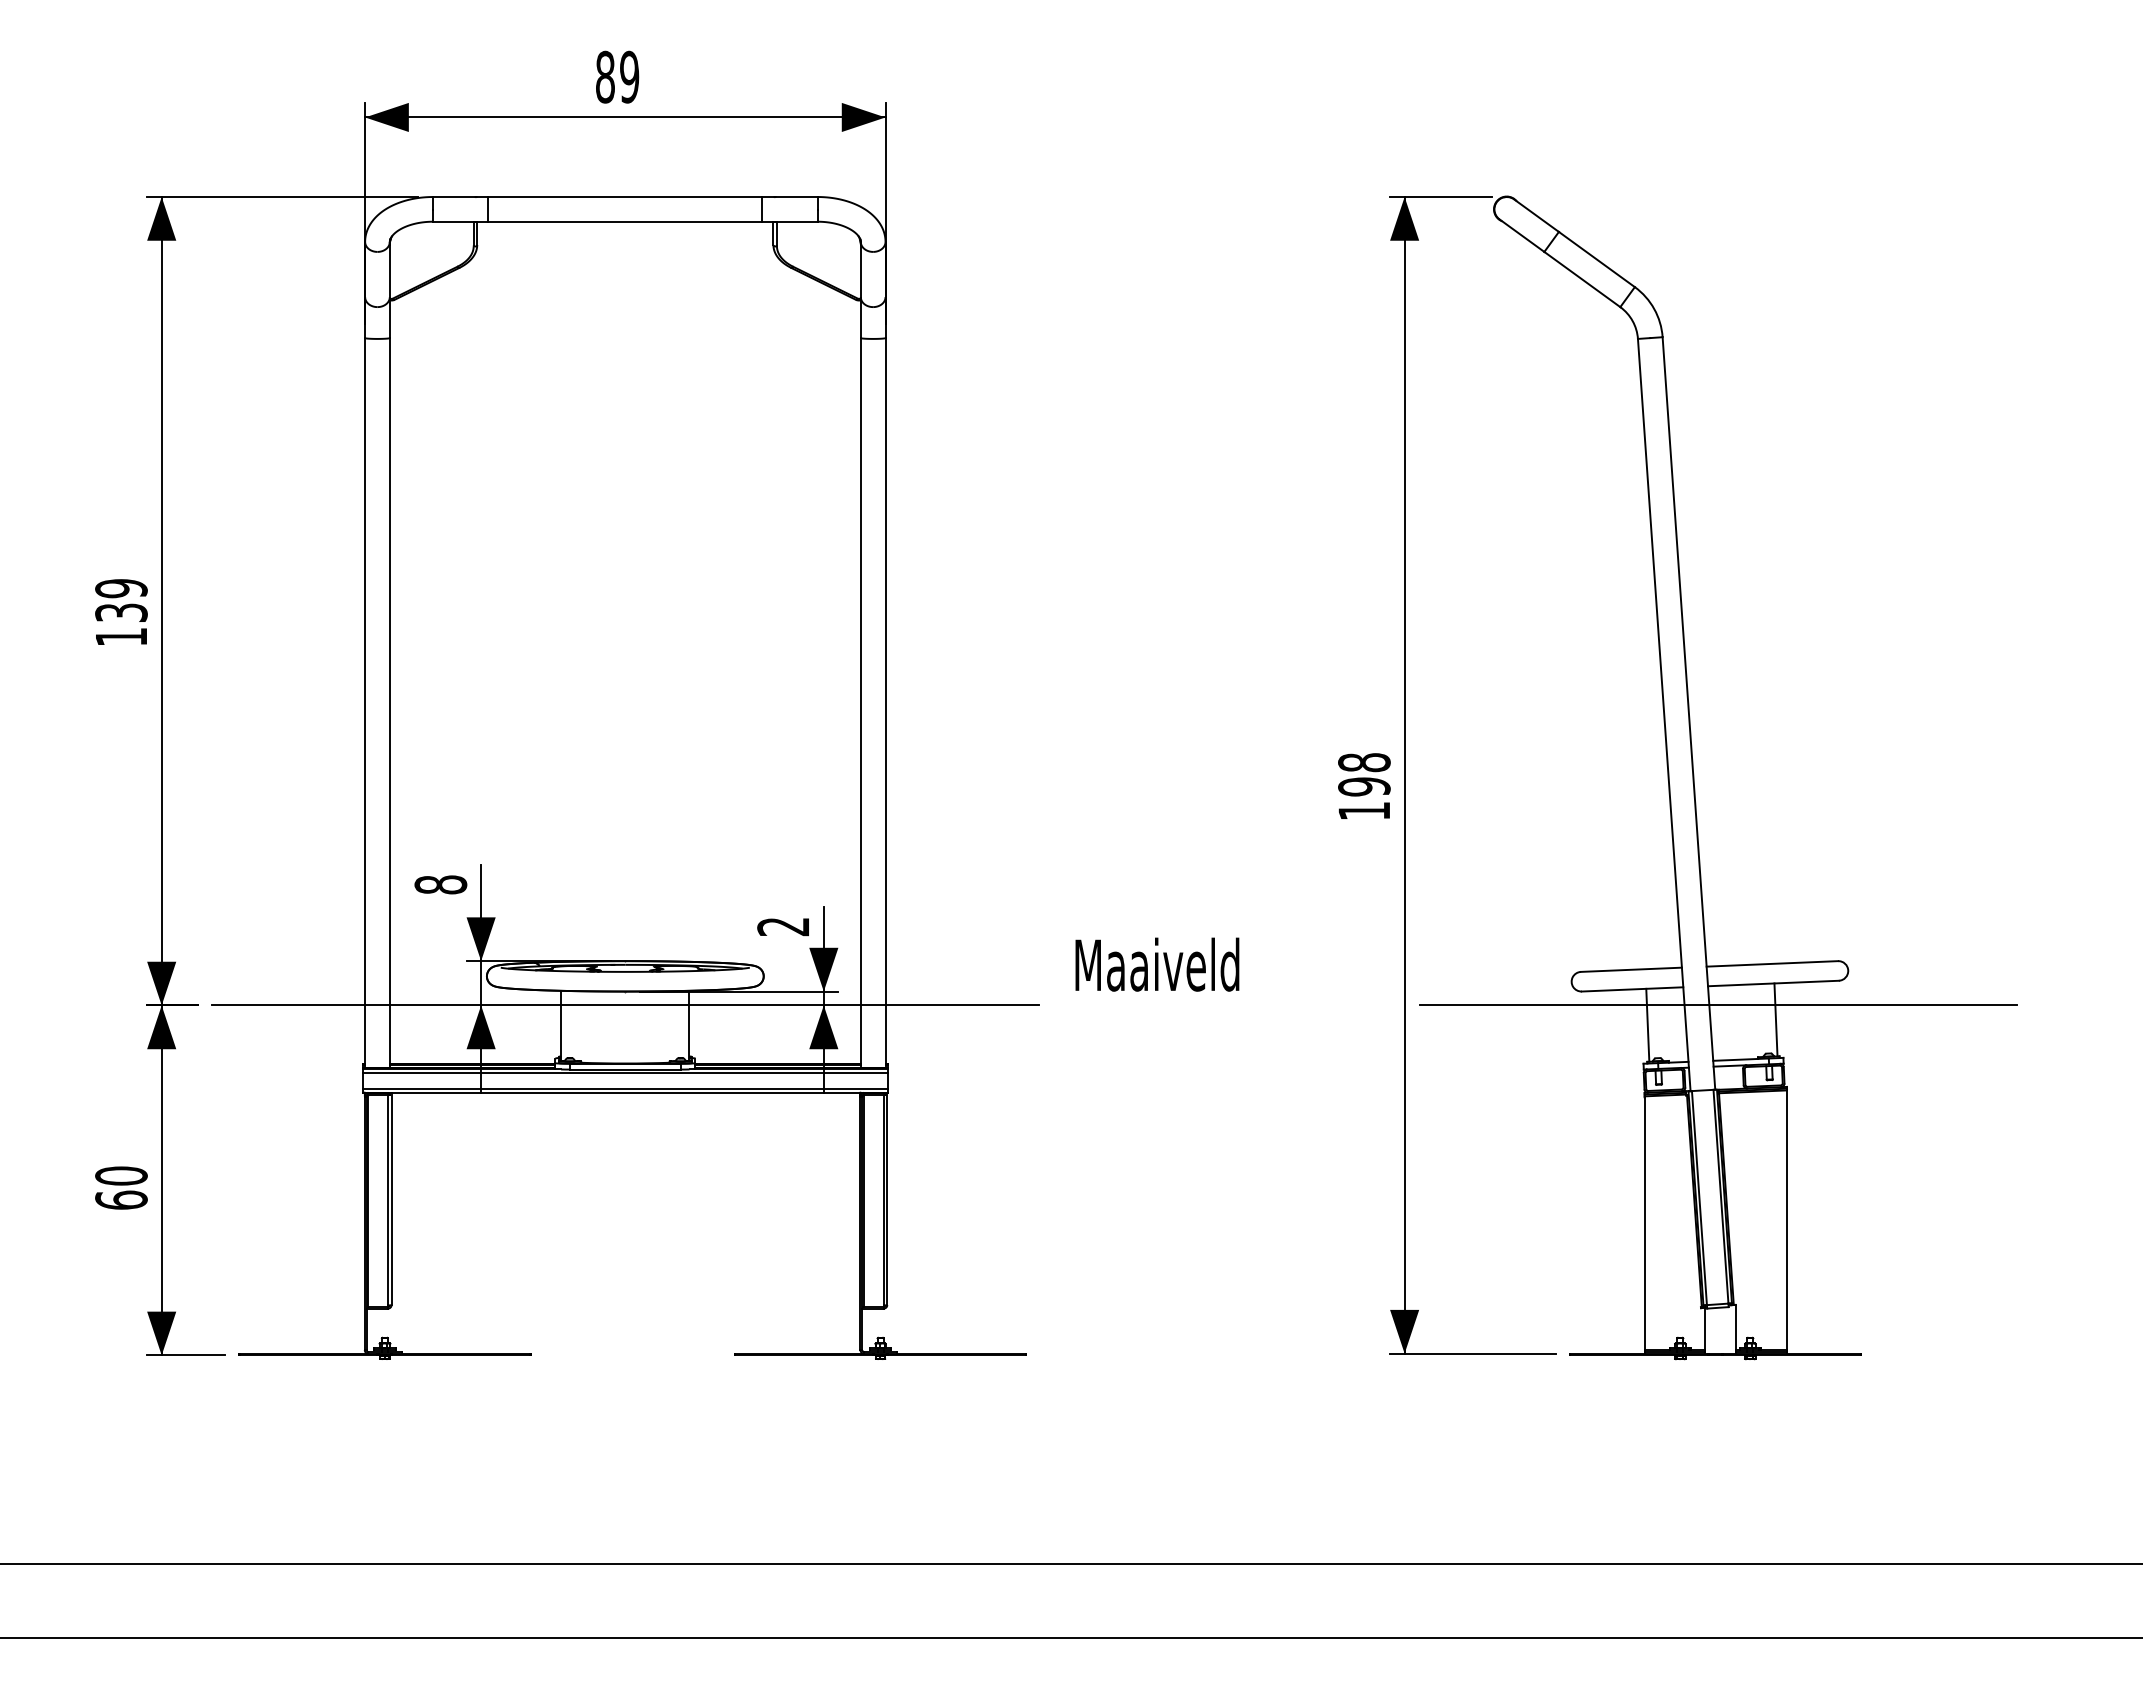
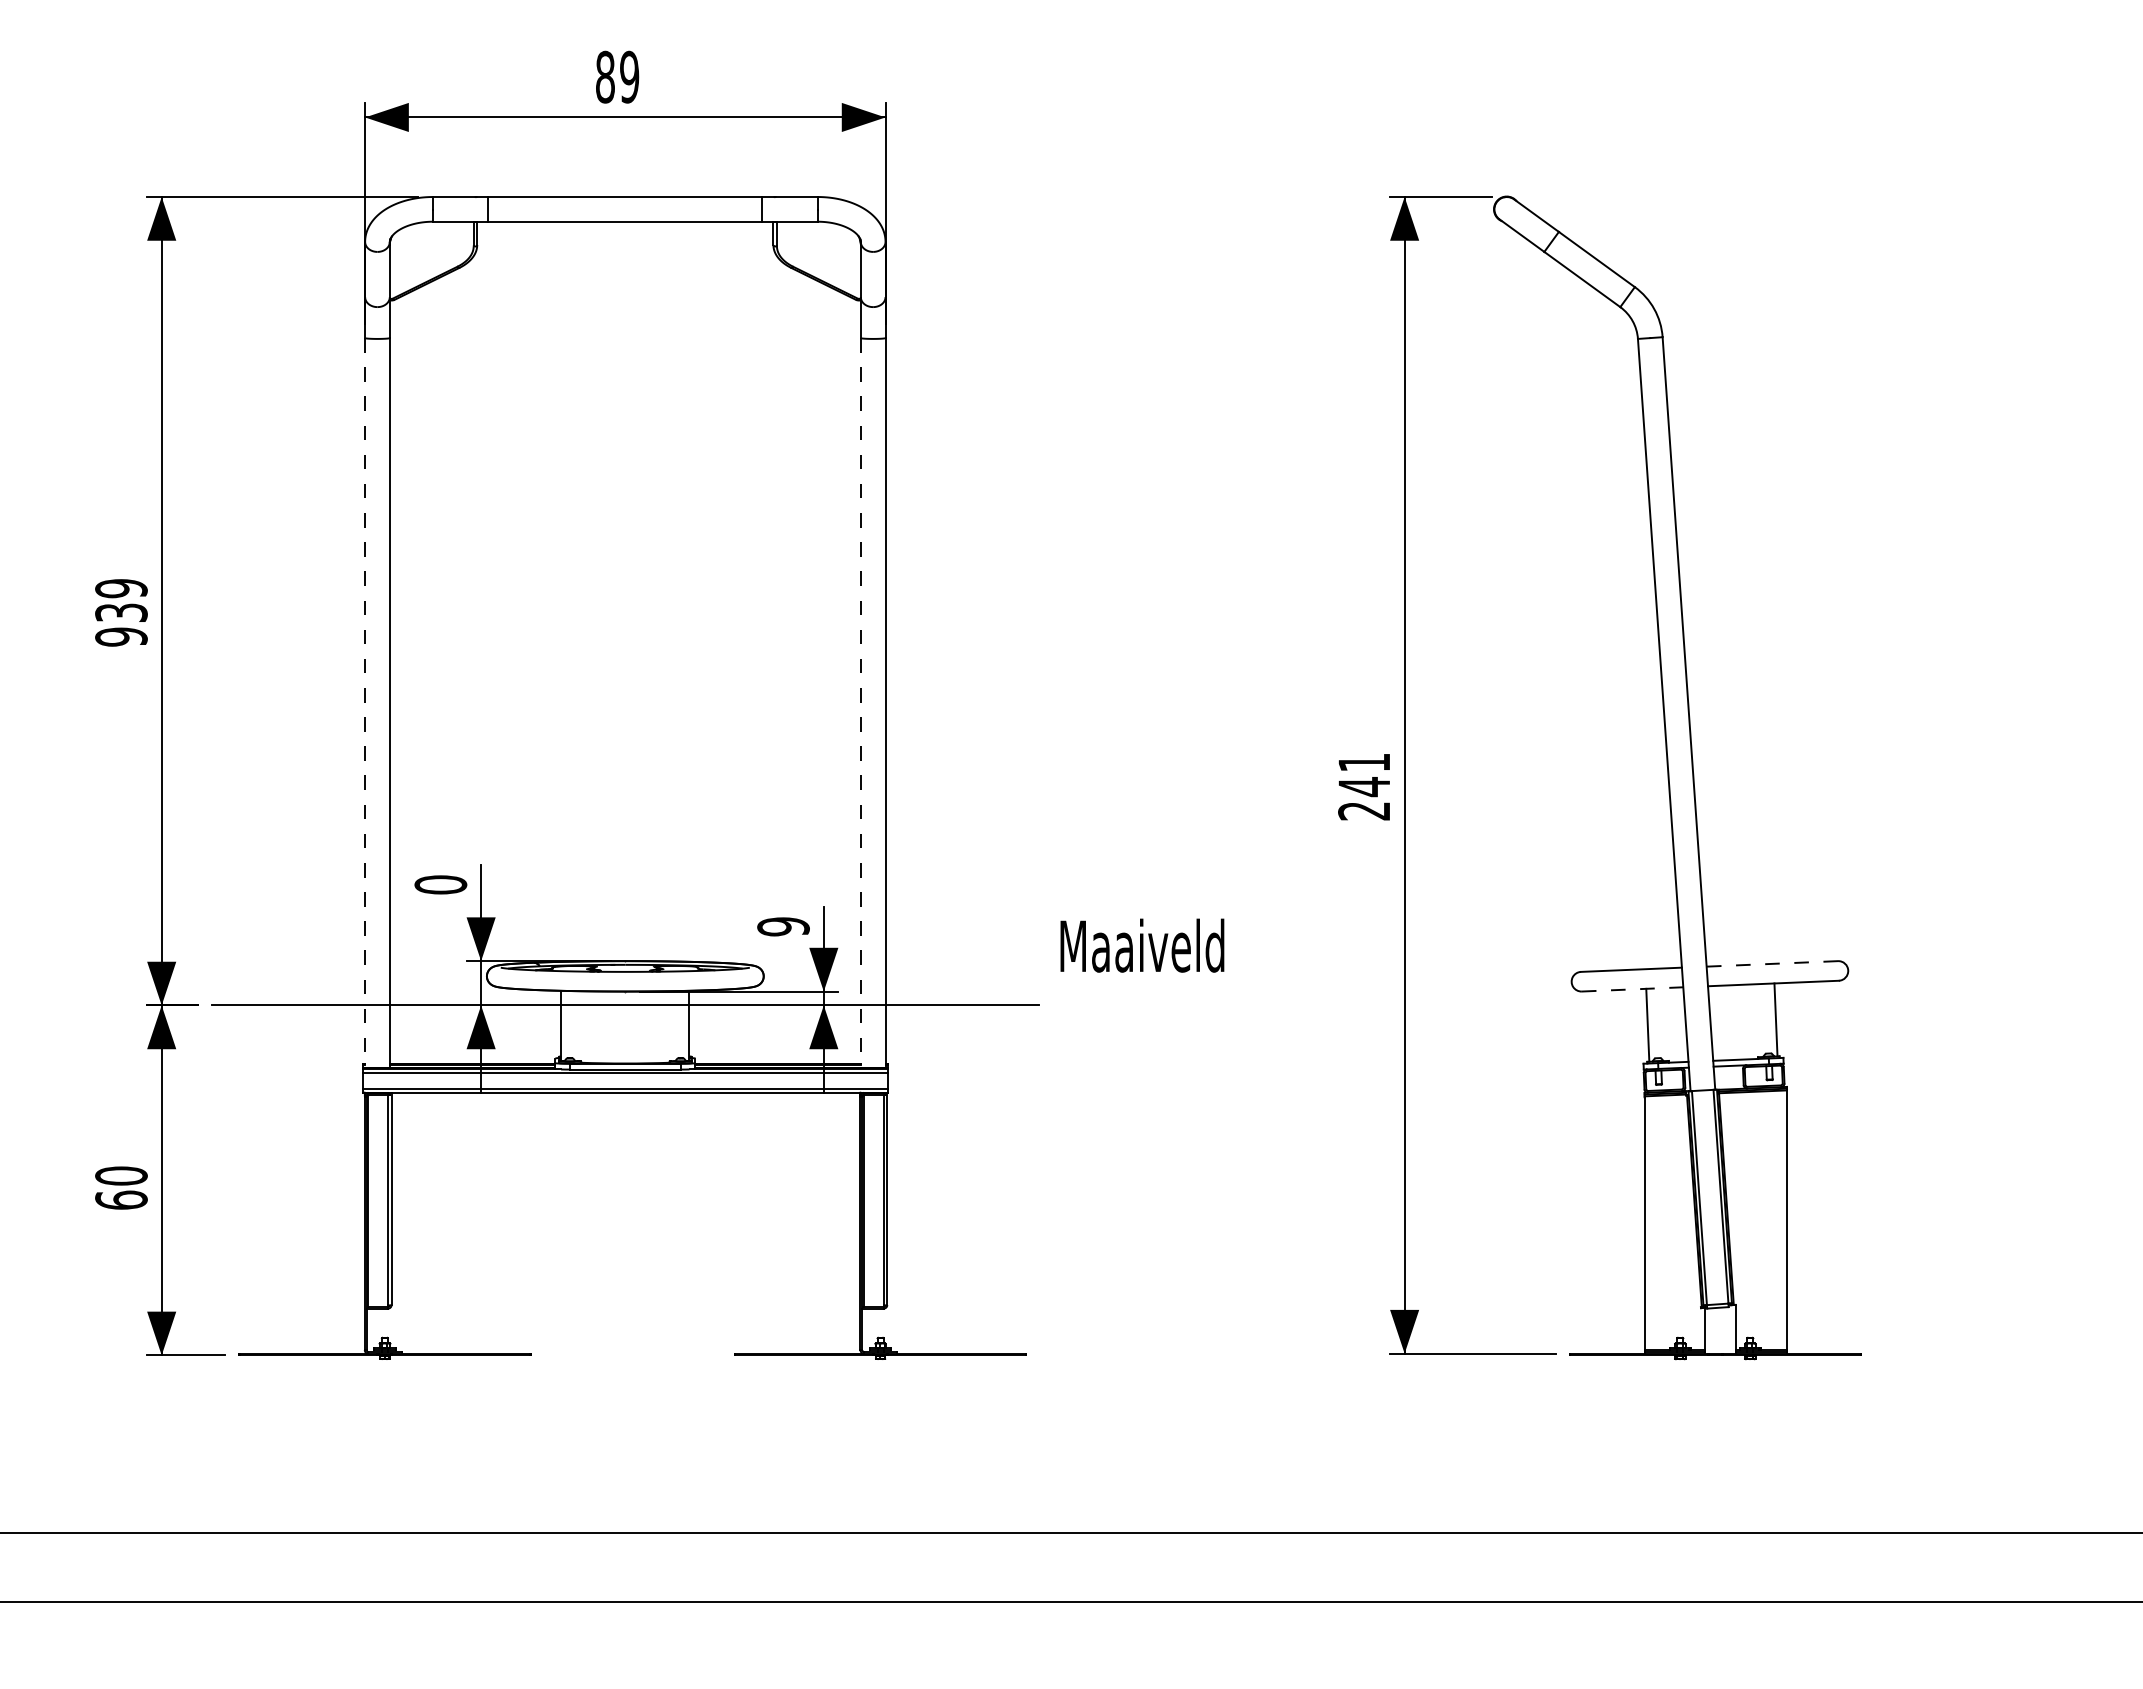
text: 139 -> 939 (121, 636)
line: solid -> dashed (365, 703)
line: solid -> dashed (860, 703)
text: 198 -> 241 (1364, 786)
text: 8 -> 0 (440, 884)
text: 2 -> 9 (783, 926)
line: solid -> dashed (1772, 963)
text position: (1157, 964) -> (1142, 945) (1142, 945)
line: solid -> dashed (1632, 989)
line: present -> none (1718, 1005)
line position: (1070, 1563) -> (1070, 1532) (1070, 1532)
line position: (1070, 1638) -> (1070, 1602) (1070, 1602)
